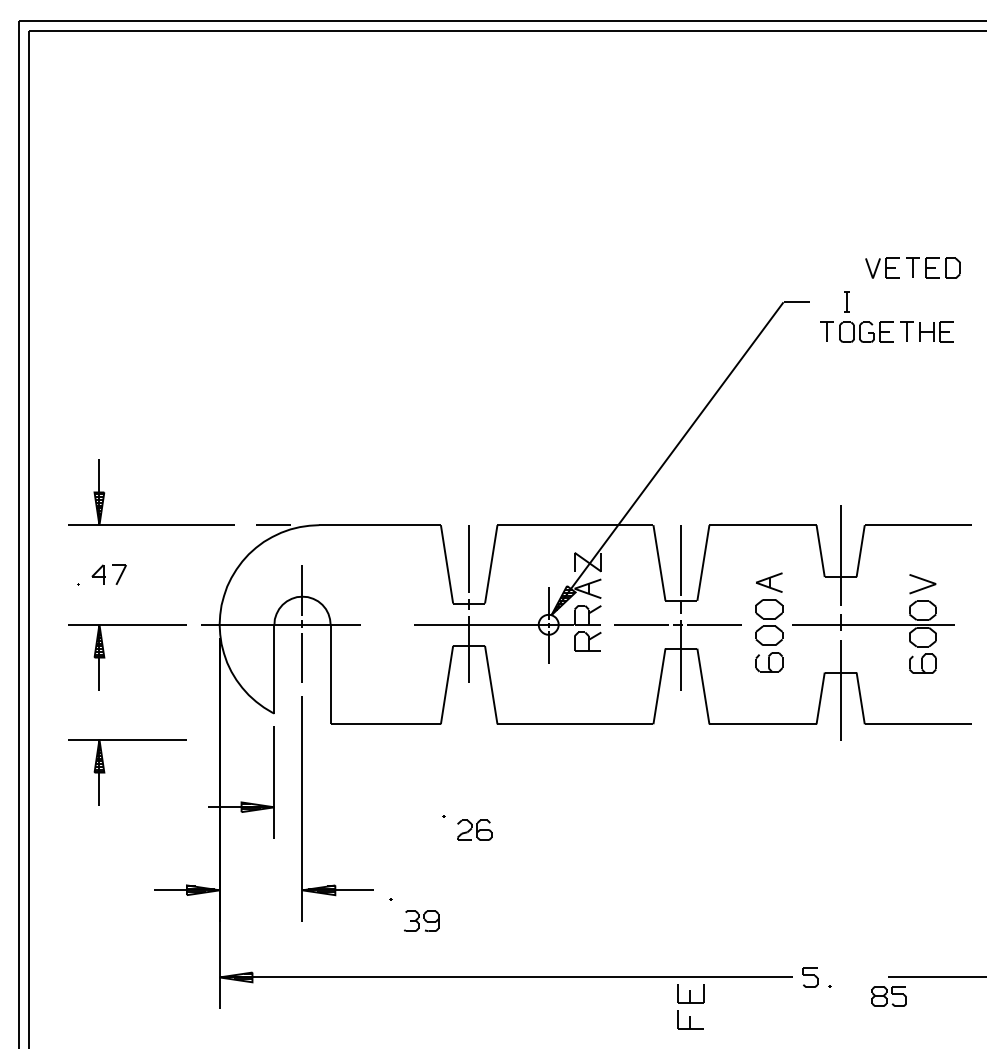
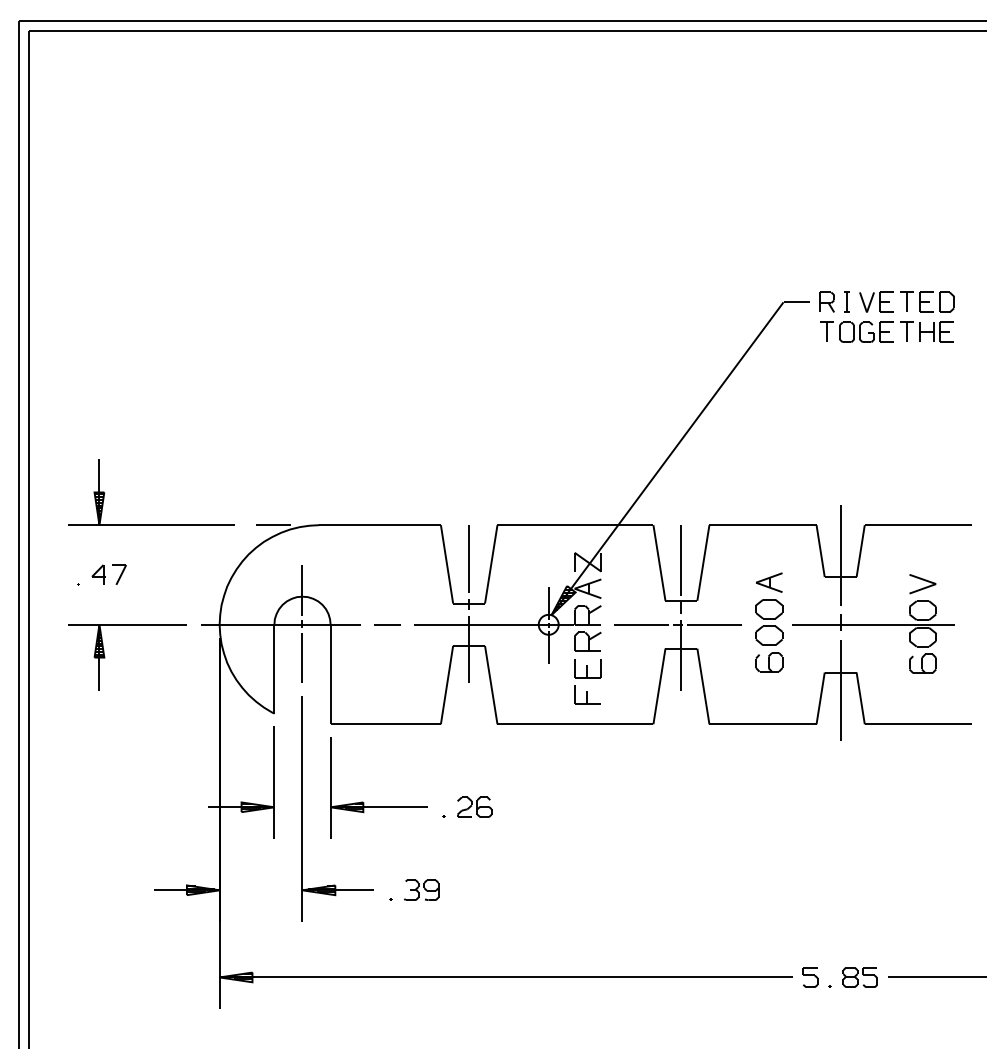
part position: (912, 267) -> (906, 301) (906, 301)
part: none -> present (826, 301)
line: none -> present (387, 624)
part: present -> none (105, 772)
part: none -> present (378, 806)
part position: (474, 829) -> (474, 806) (474, 806)
part position: (421, 920) -> (421, 889) (421, 889)
part position: (888, 996) -> (859, 977) (859, 977)
part position: (690, 1006) -> (587, 681) (587, 681)
